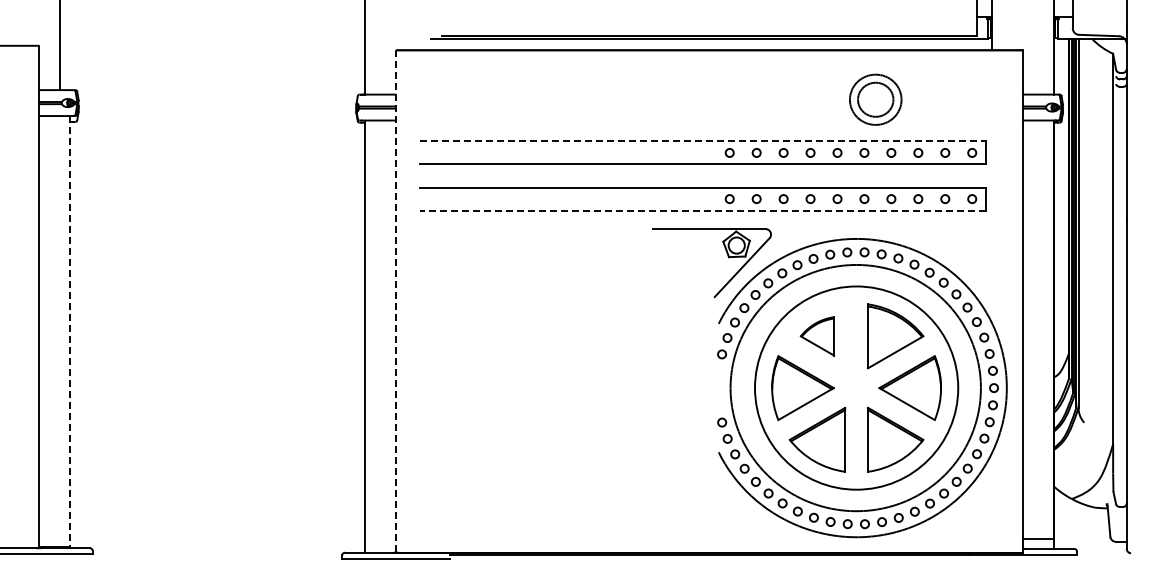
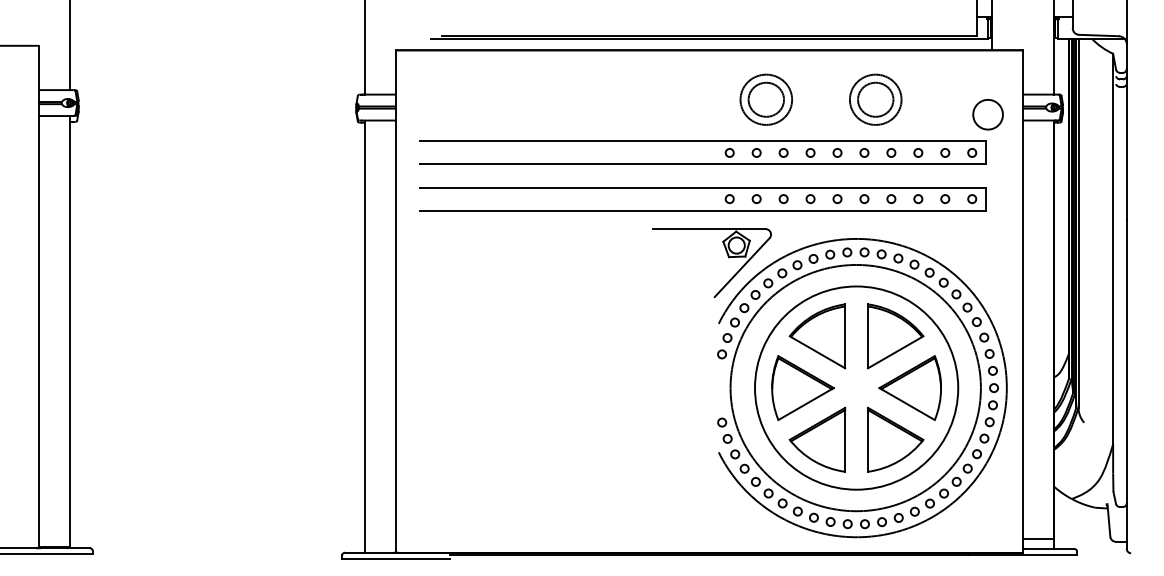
line position: (59, 46) -> (69, 46) (69, 46)
part: none -> present (765, 99)
part: none -> present (987, 114)
line: dashed -> solid (702, 141)
line: dashed -> solid (702, 210)
line: dashed -> solid (396, 302)
line: dashed -> solid (69, 331)
part size: 37x41 px -> 59x67 px (817, 336)
